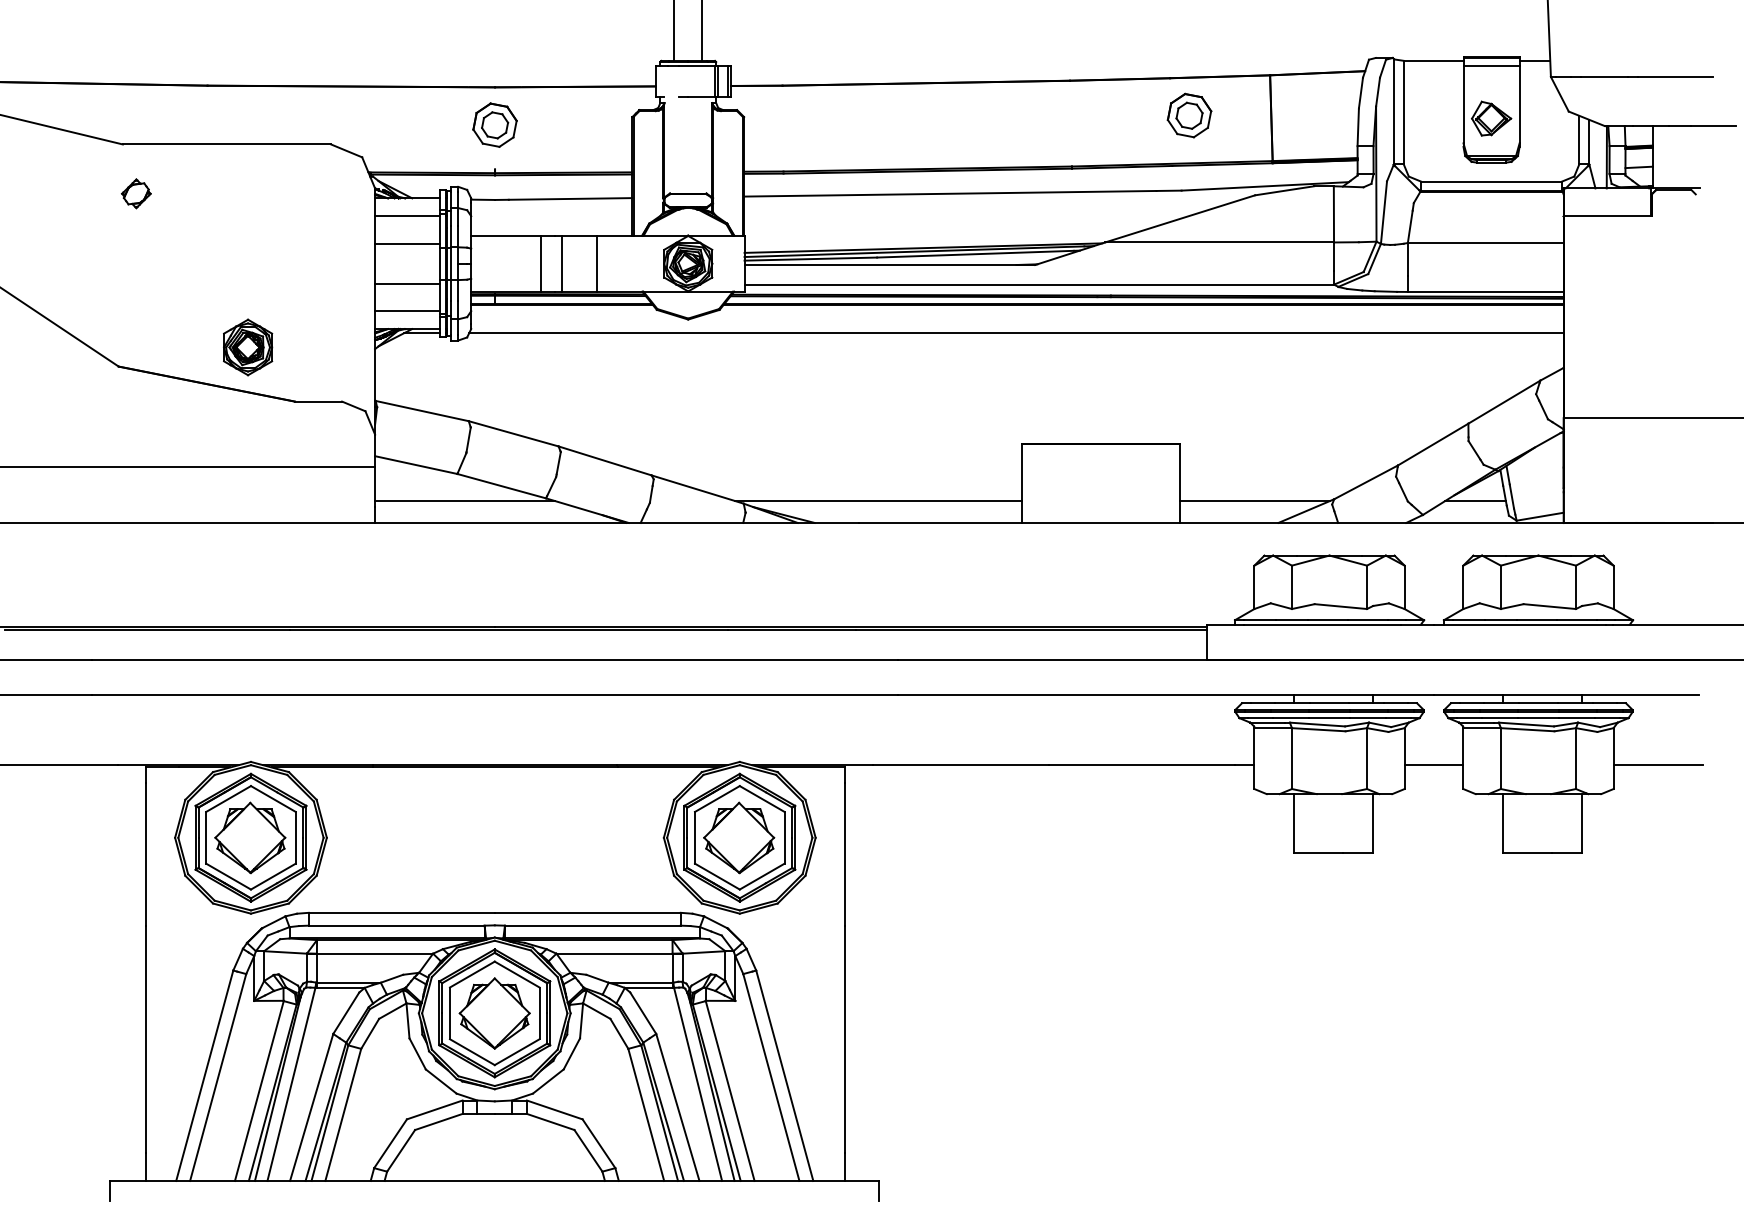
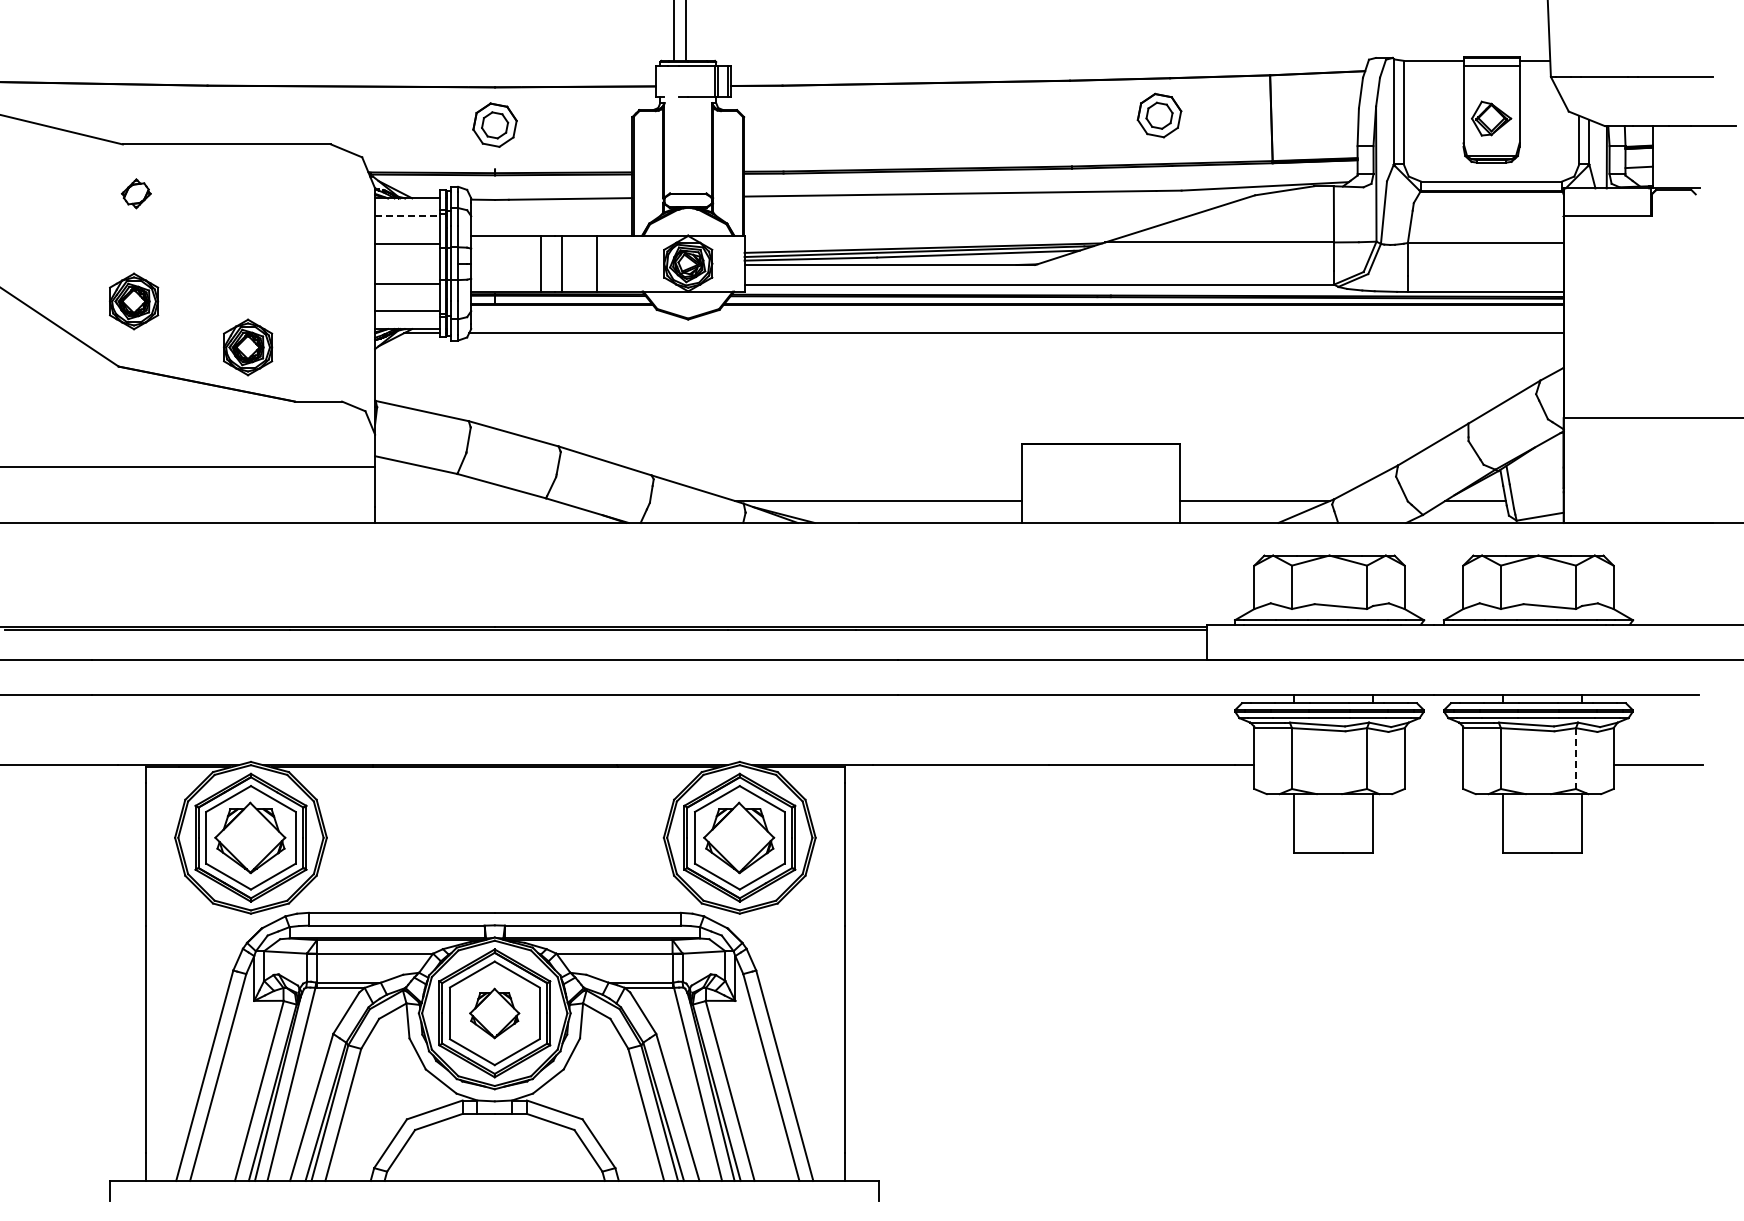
line position: (702, 31) -> (686, 31) (686, 31)
part position: (1189, 115) -> (1159, 115) (1159, 115)
line: solid -> dashed (407, 216)
part: none -> present (134, 301)
line: present -> none (464, 500)
line: solid -> dashed (1576, 759)
line: present -> none (1433, 765)
part size: 73x73 px -> 52x53 px (494, 1013)
